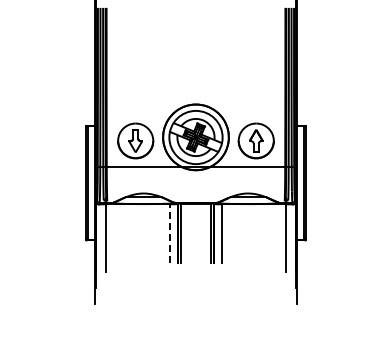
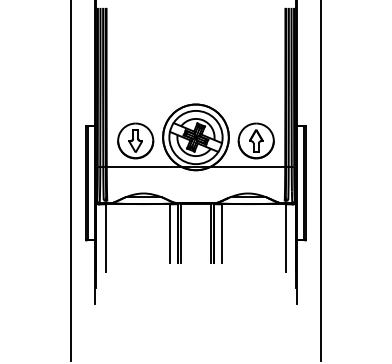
line: none -> present (71, 181)
line: none -> present (320, 181)
line: dashed -> solid (170, 233)
